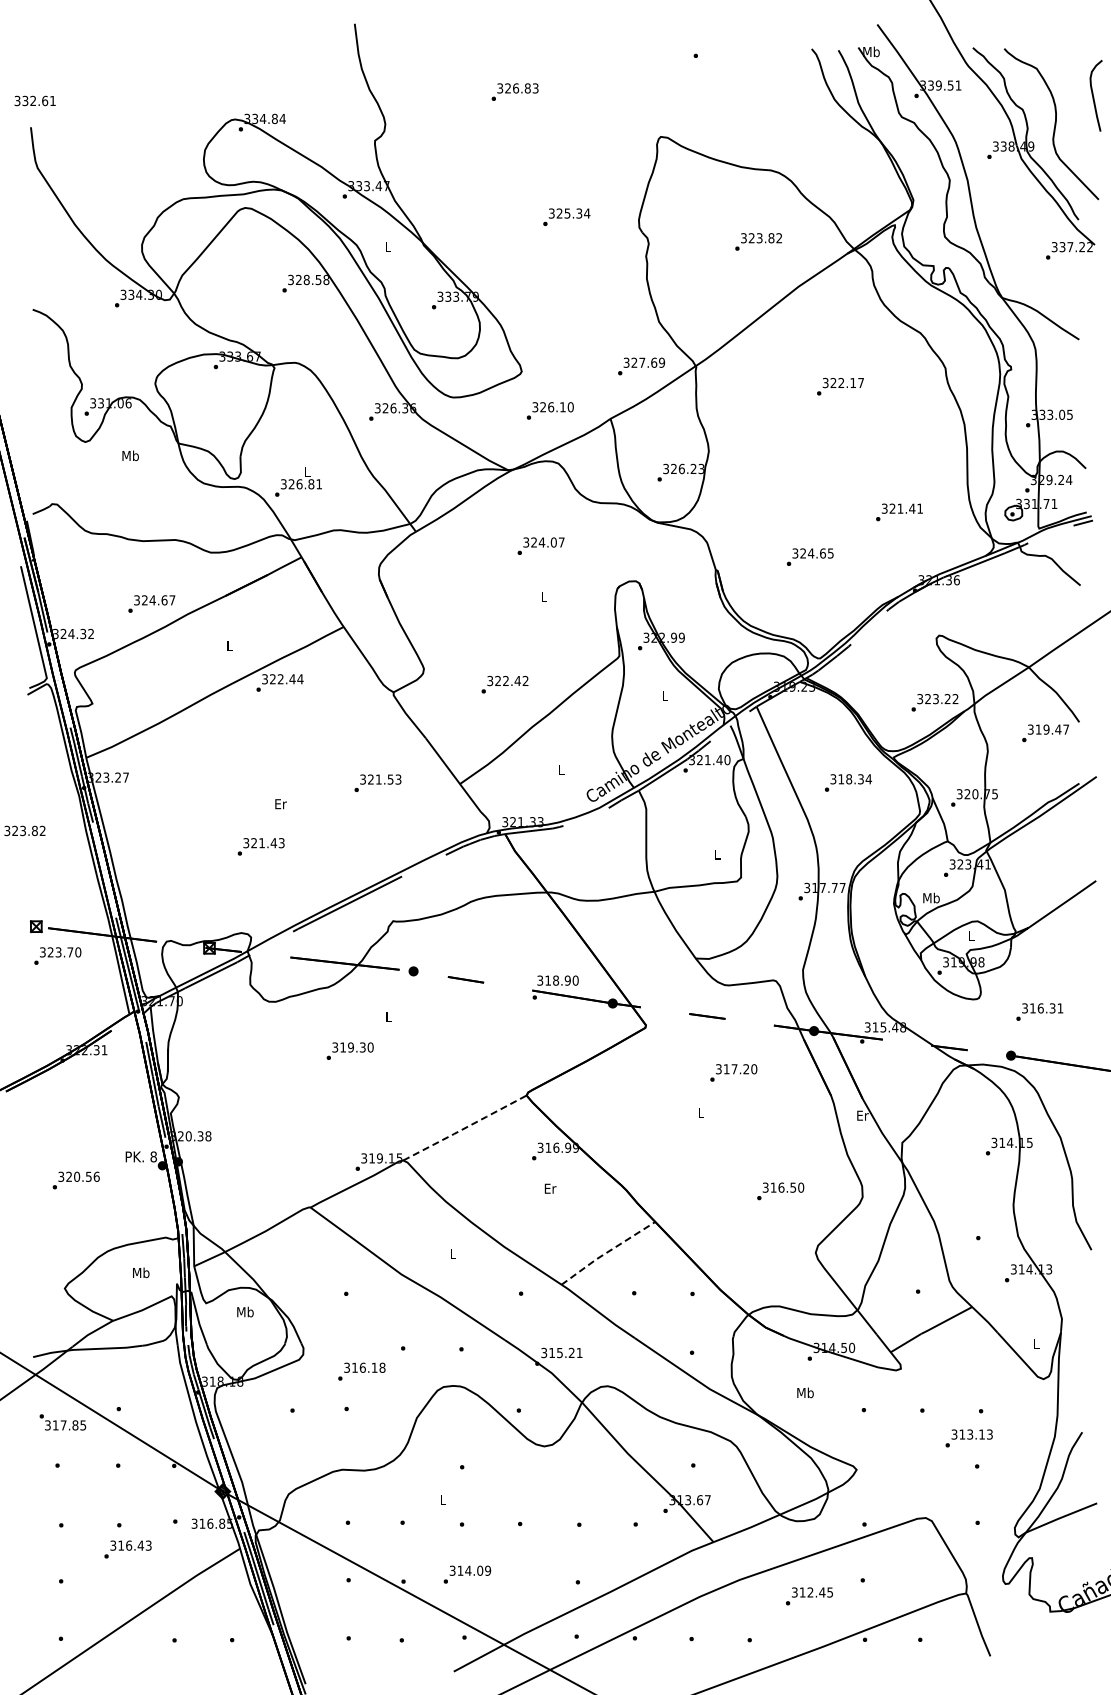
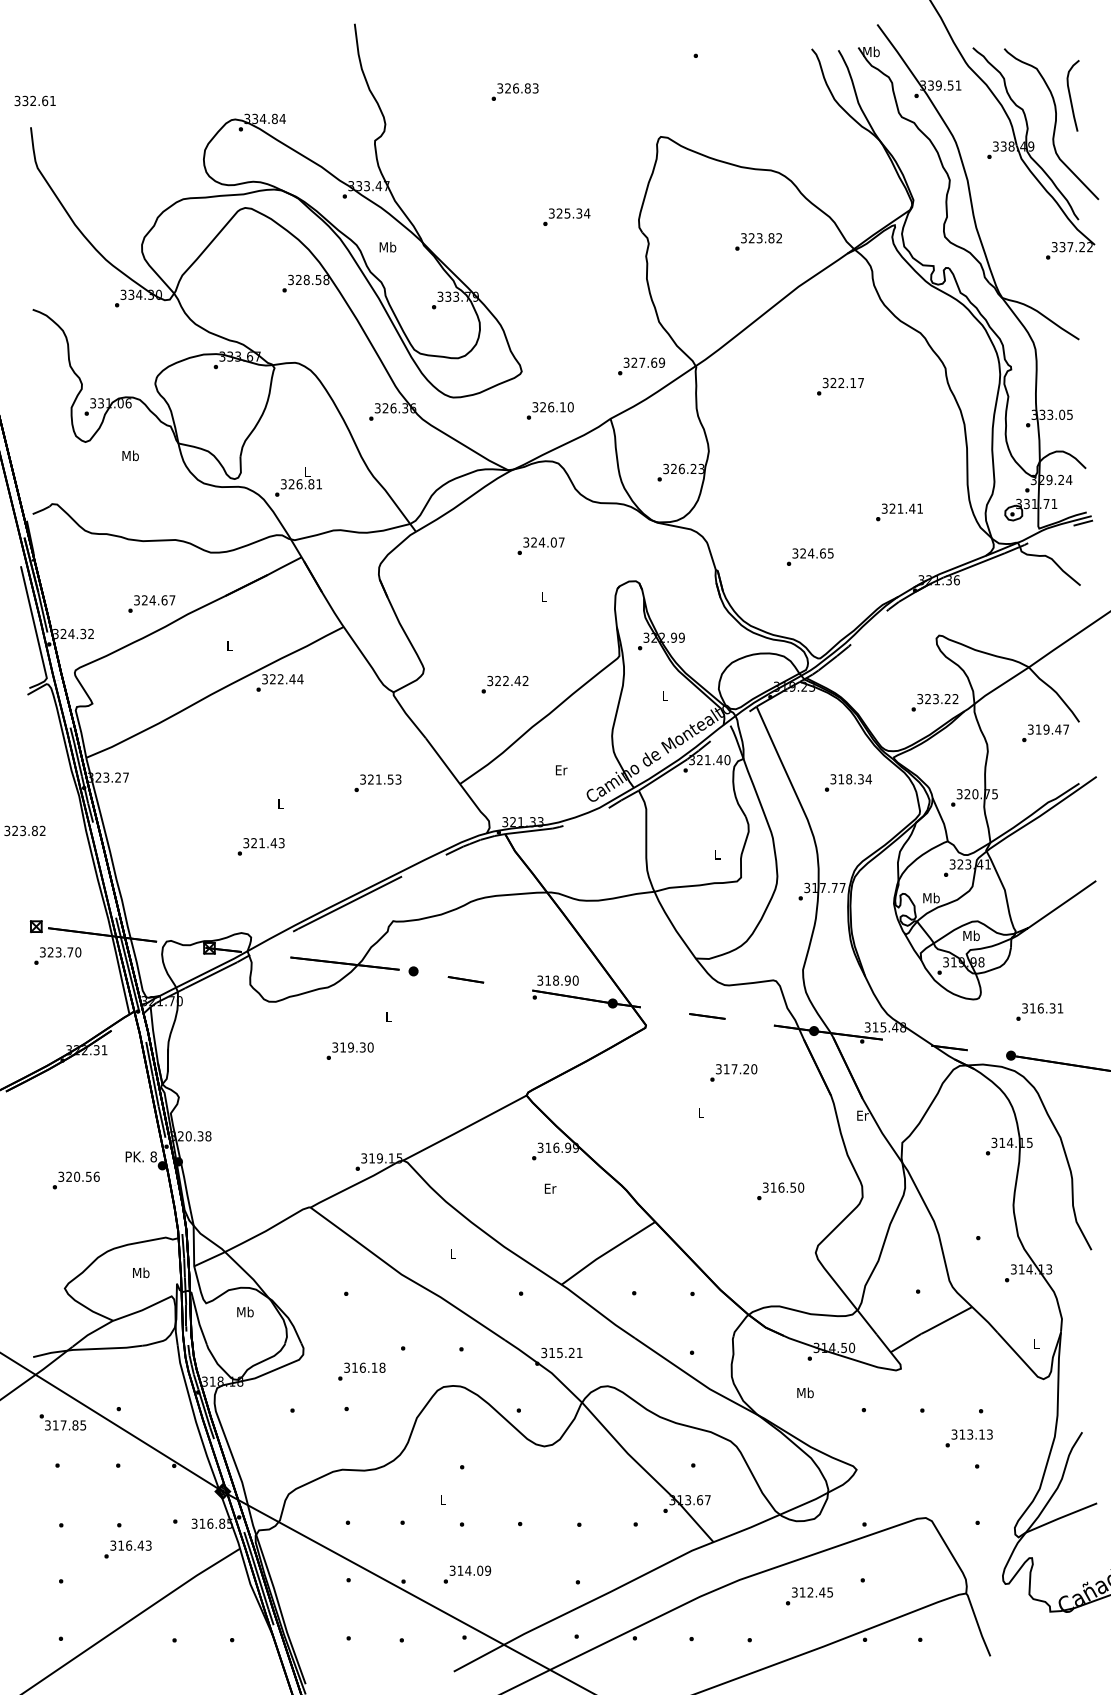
curve position: (1093, 95) -> (1070, 95) (1070, 95)
text: L -> Mb (387, 247)
text: L -> Er (561, 770)
text: Er -> L (280, 804)
text: L -> Mb (971, 935)
line: dashed -> solid (465, 1127)
line: dashed -> solid (607, 1252)
